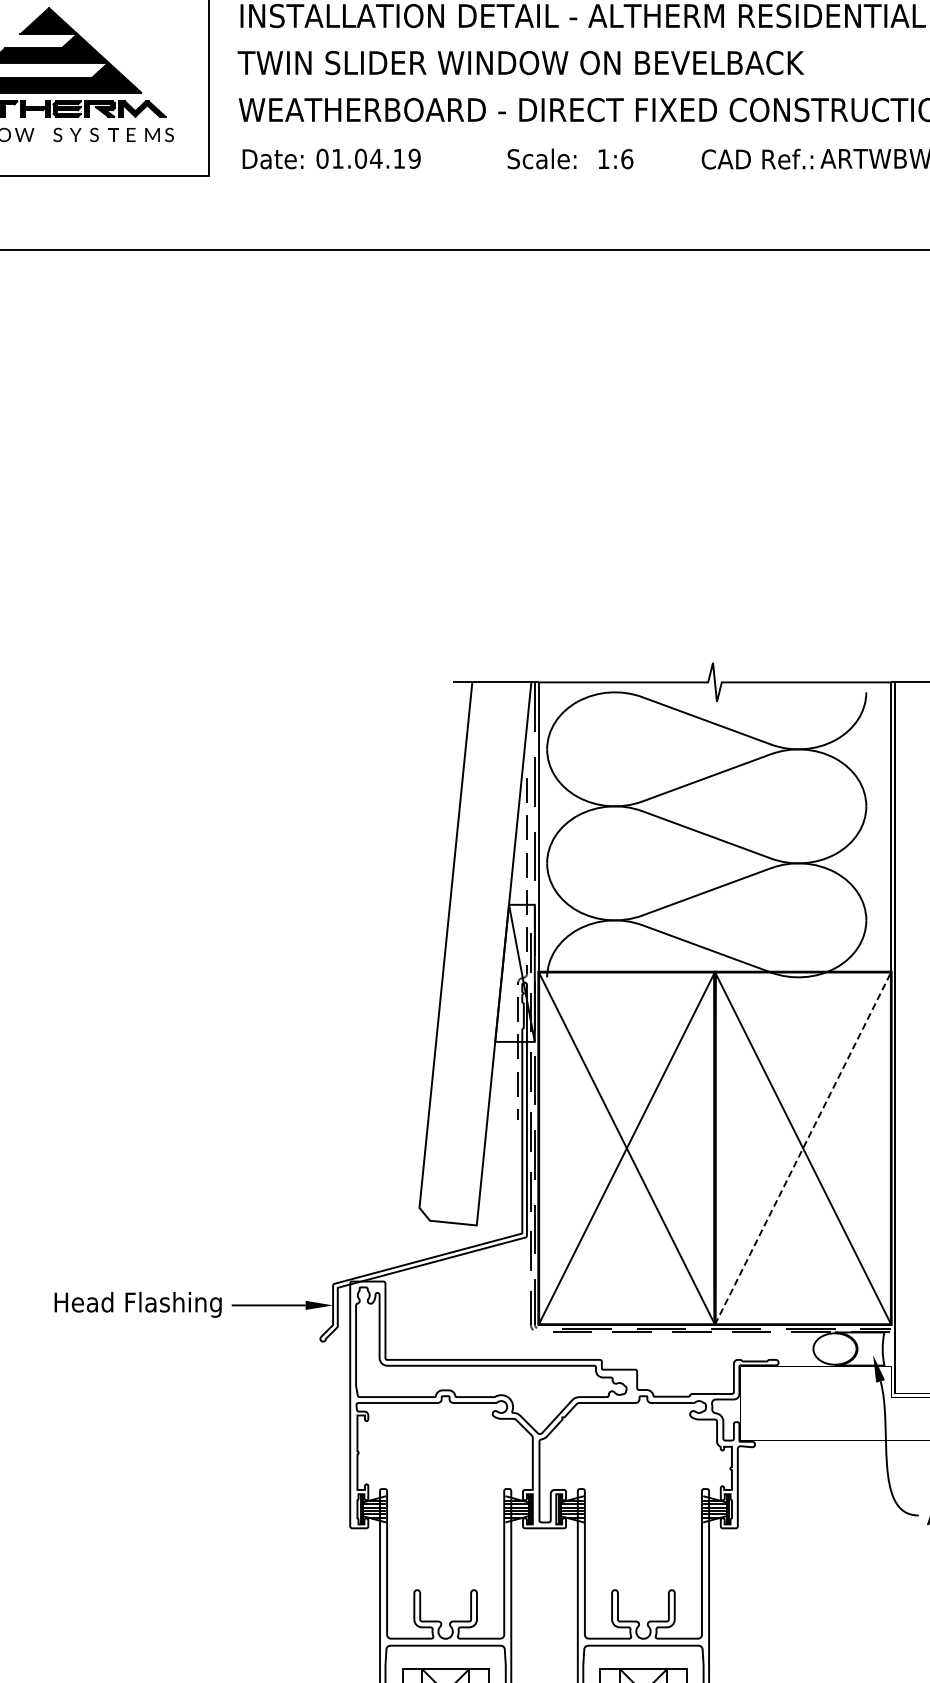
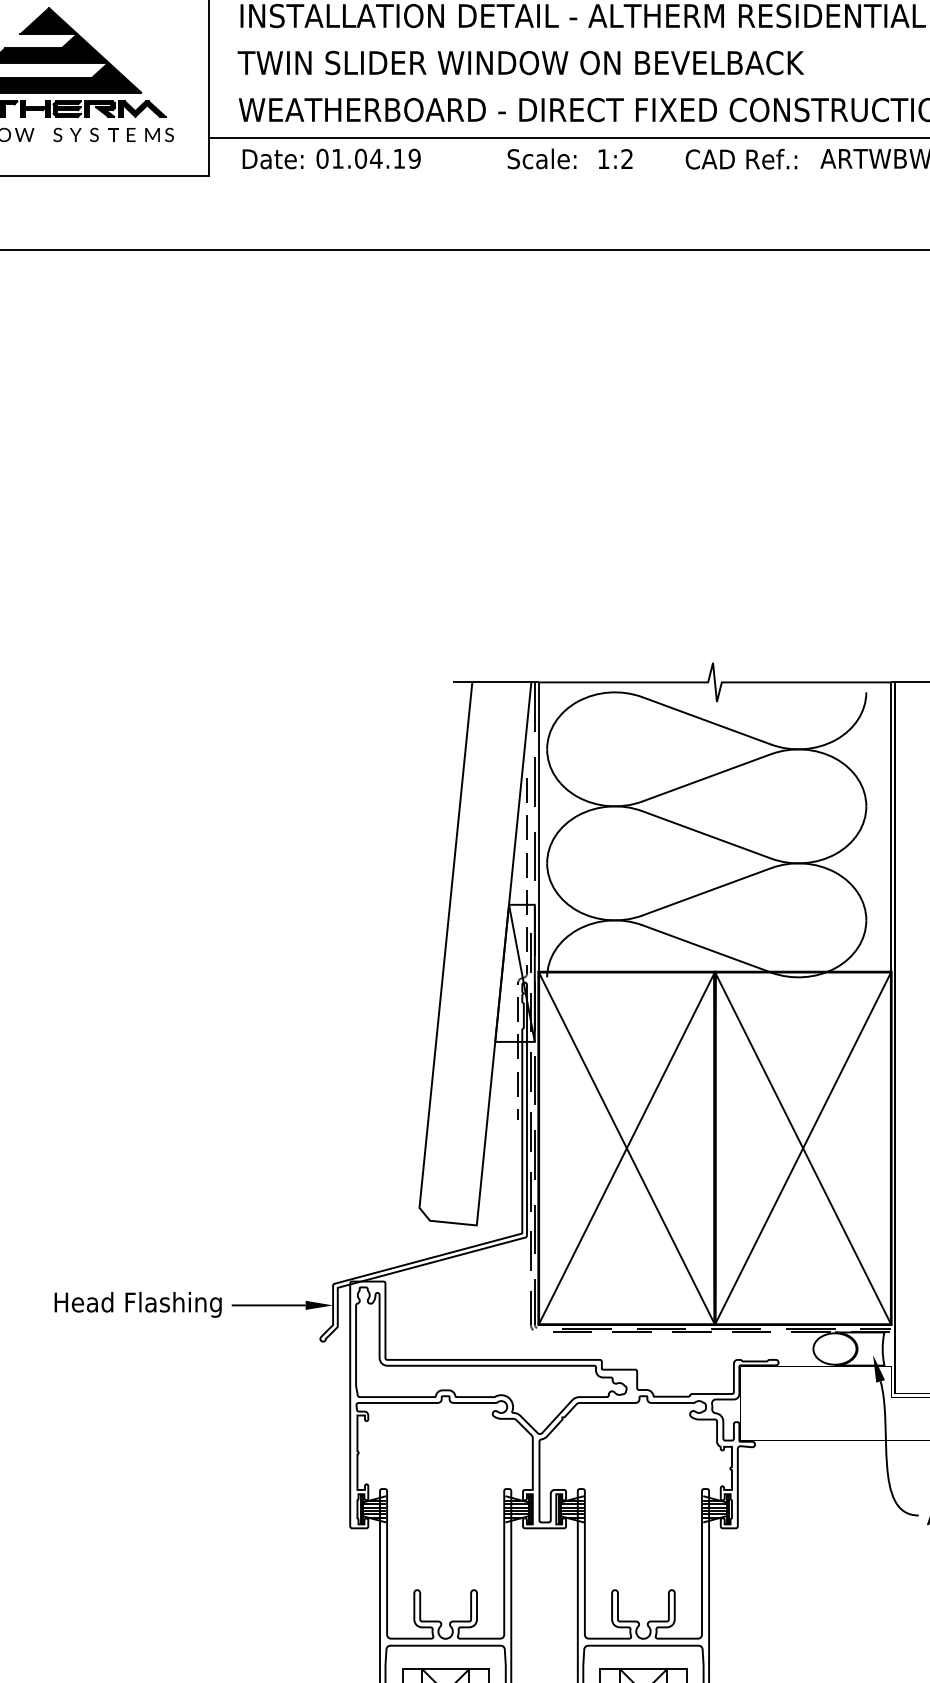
line: none -> present (567, 137)
text position: (757, 158) -> (741, 158) (741, 158)
text: 1:6 -> 1:2 (627, 159)
line: dashed -> solid (803, 1147)
